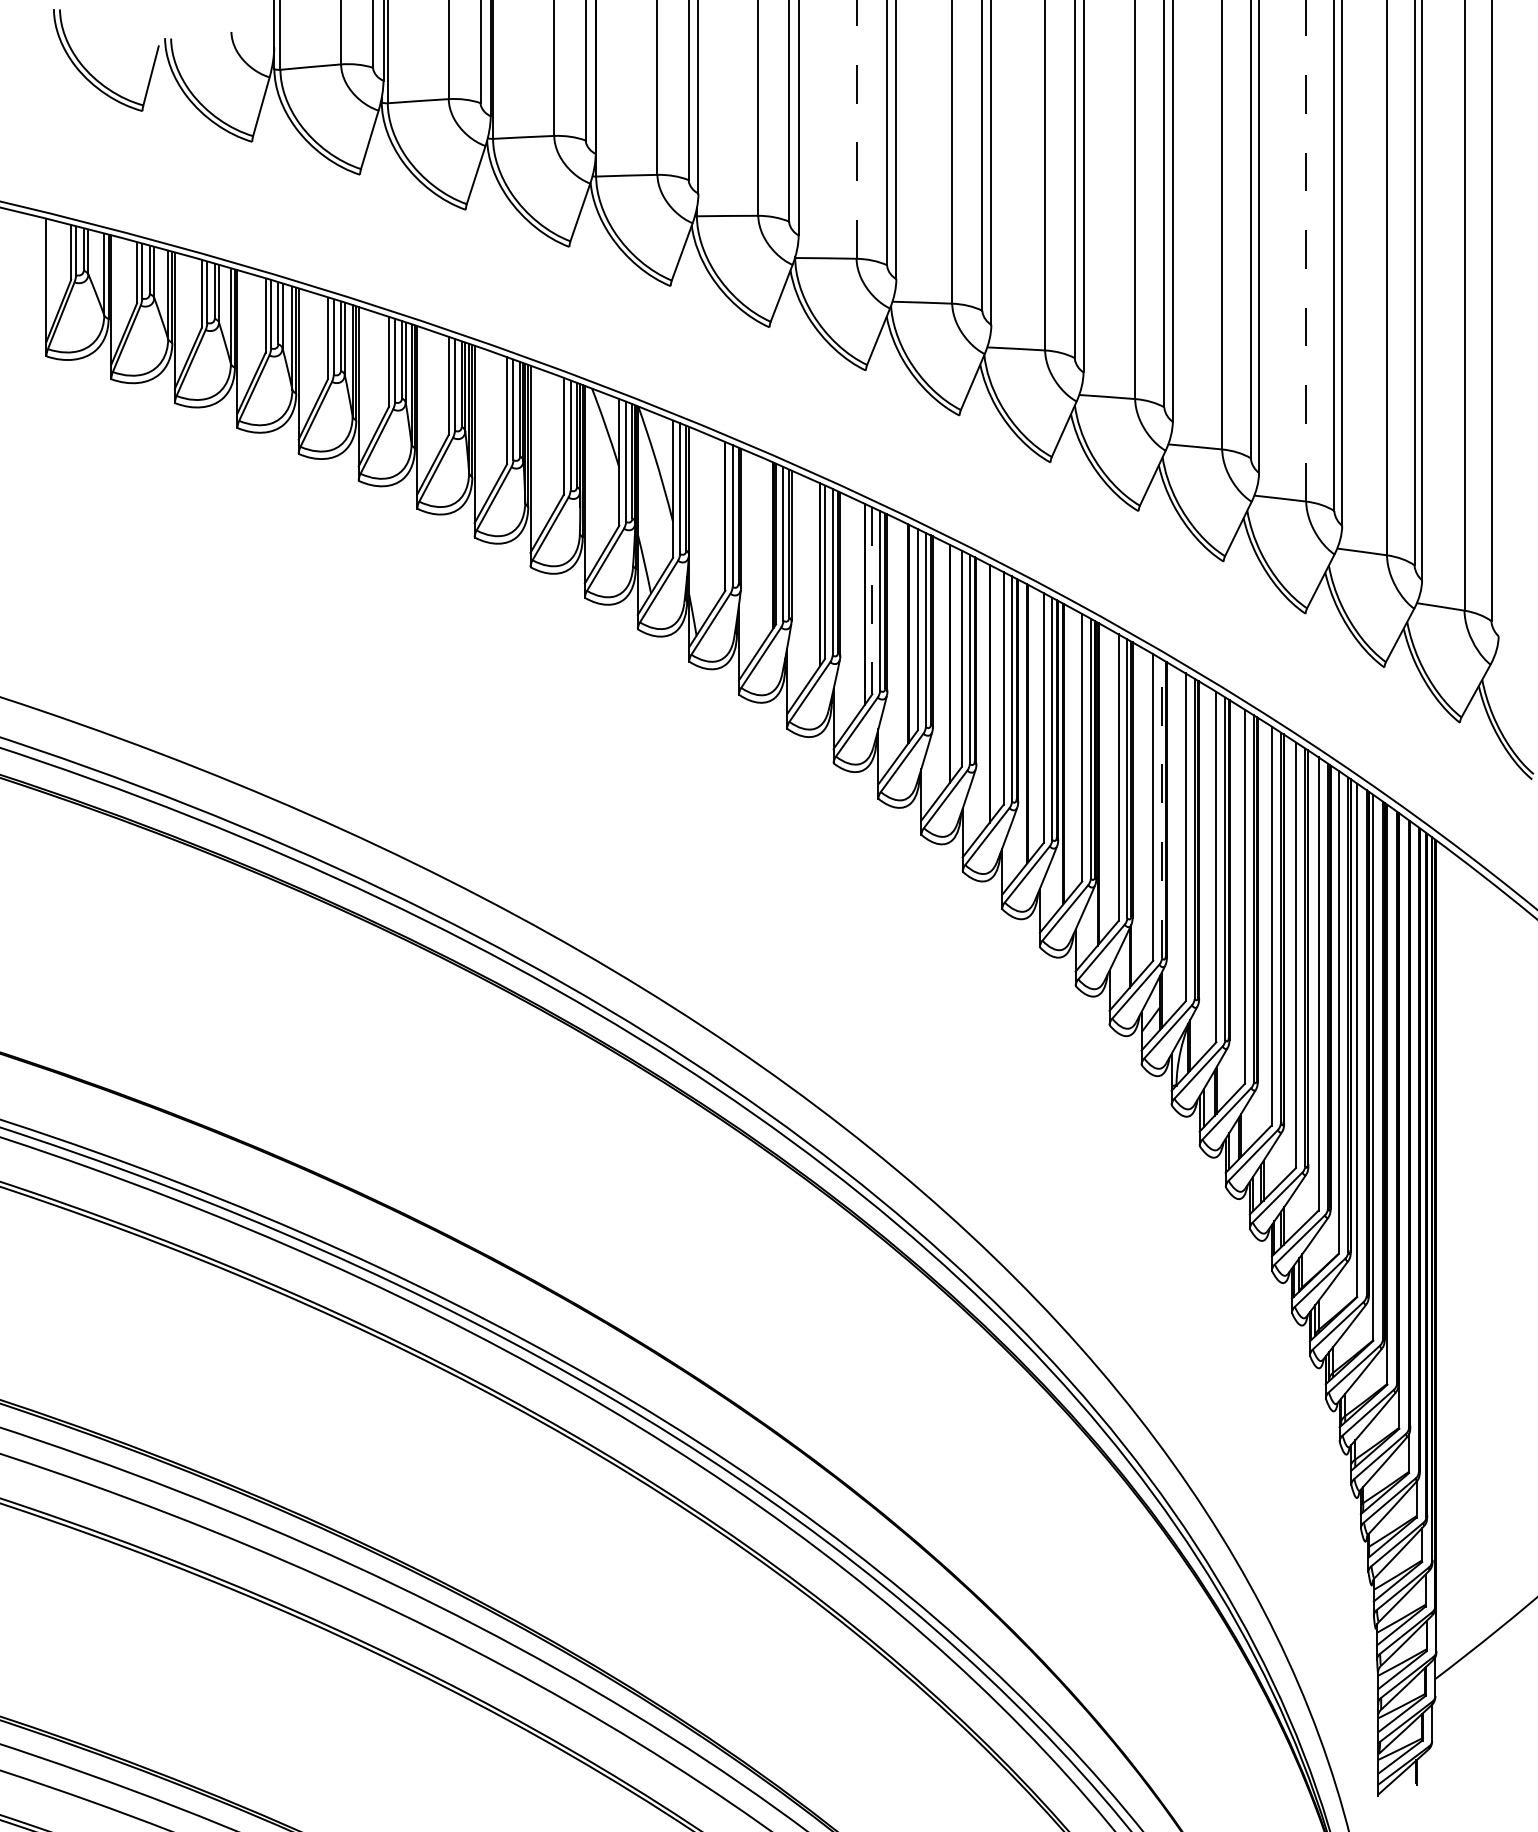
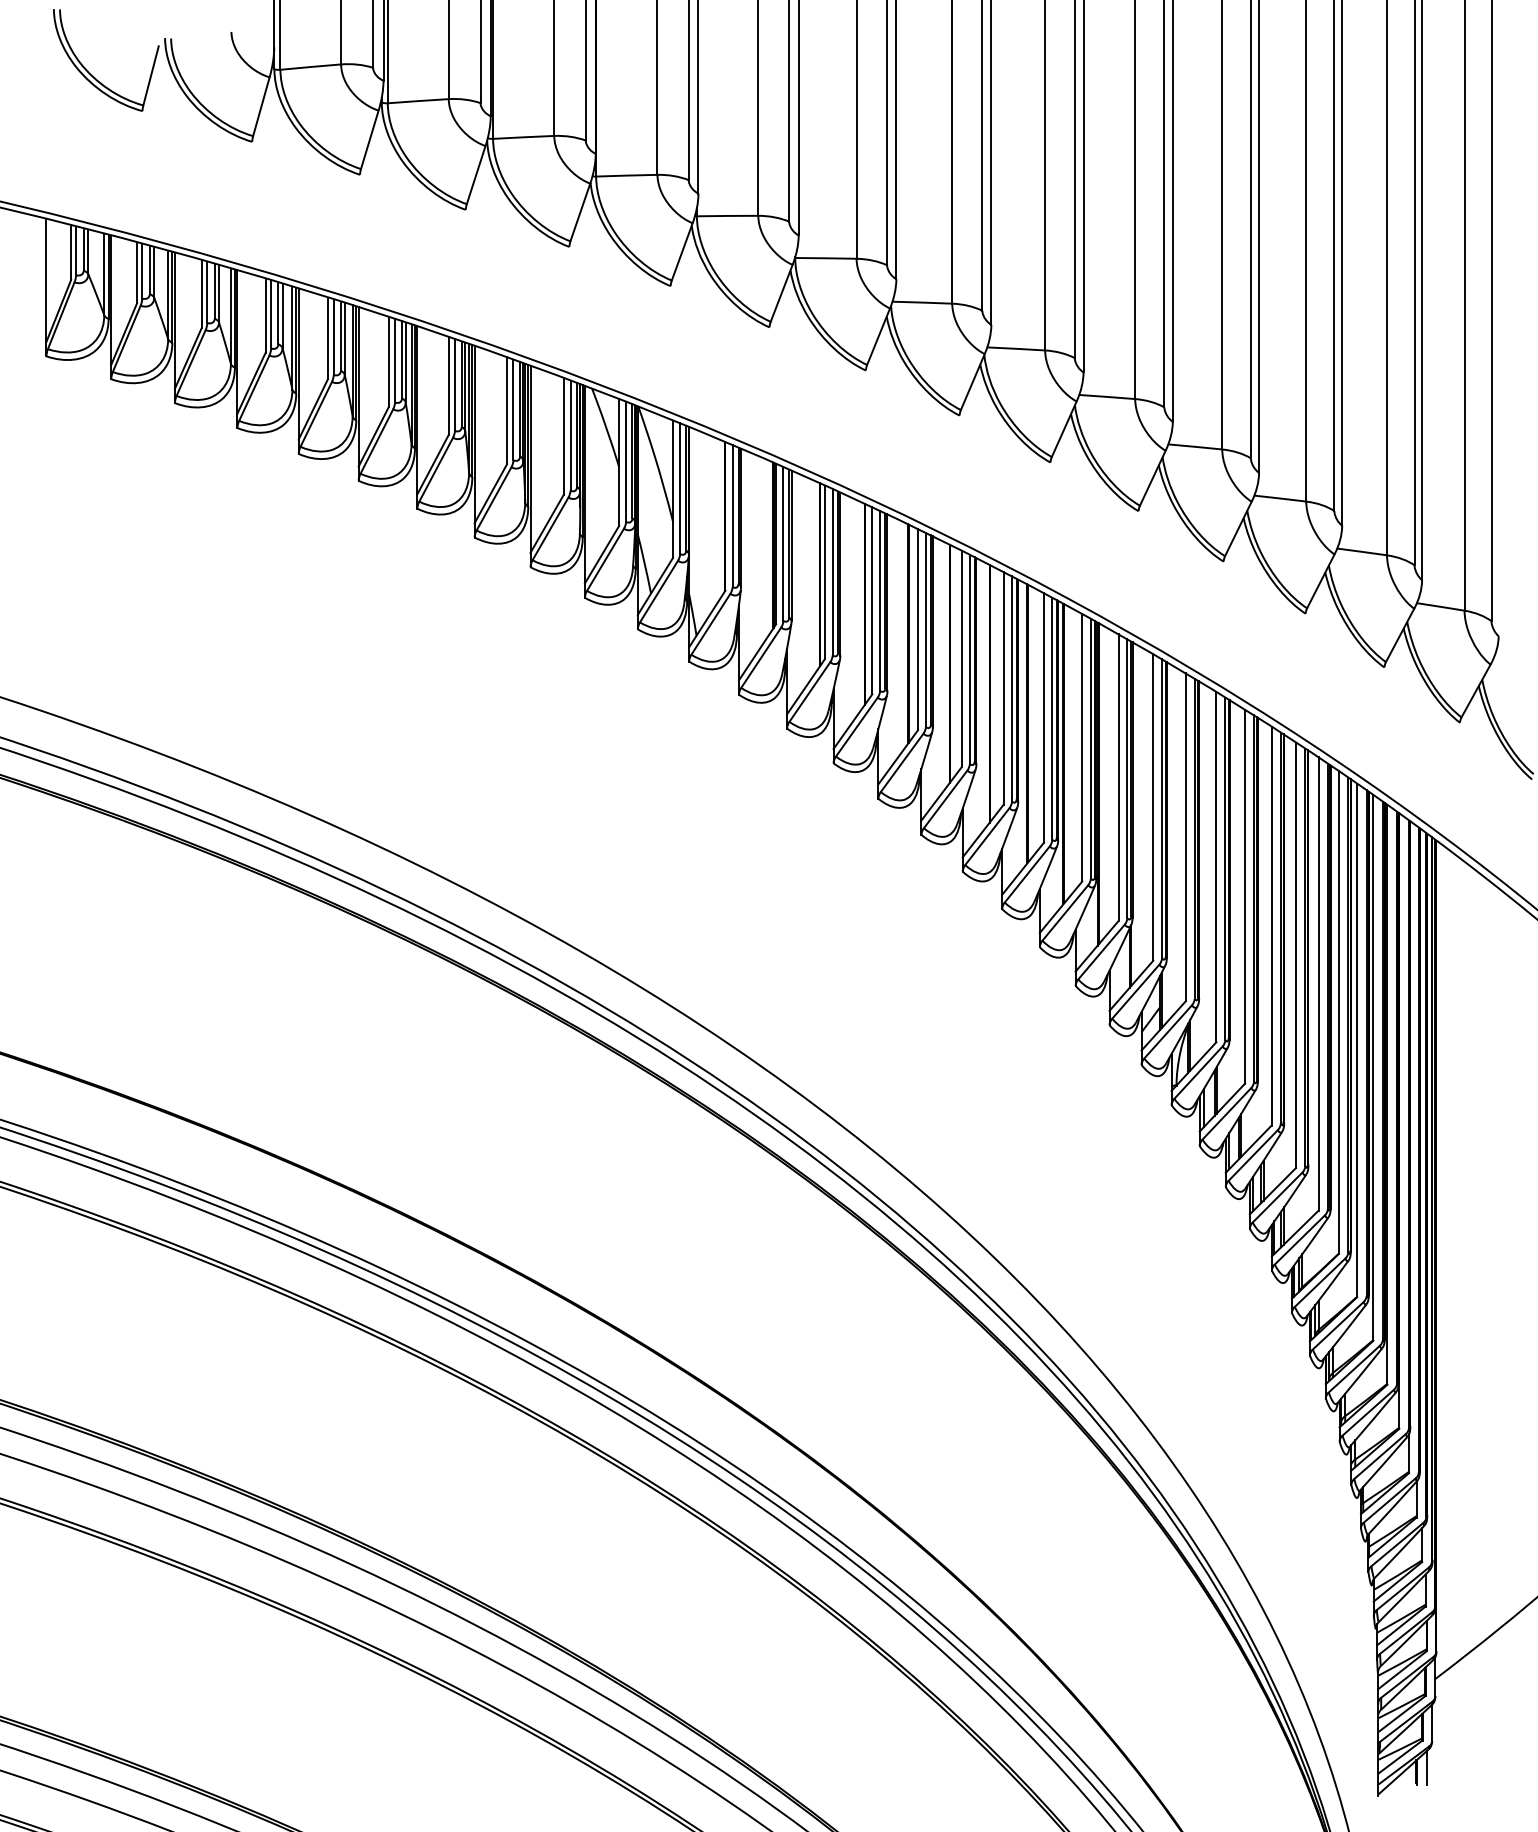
line: dashed -> solid (856, 129)
line: dashed -> solid (1306, 250)
line: dashed -> solid (872, 601)
line: dashed -> solid (1161, 808)
line: none -> present (1426, 1768)
